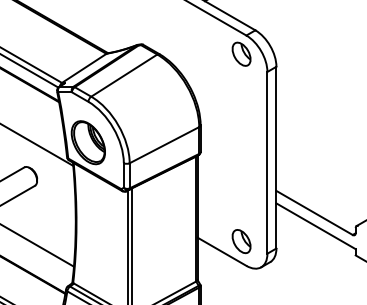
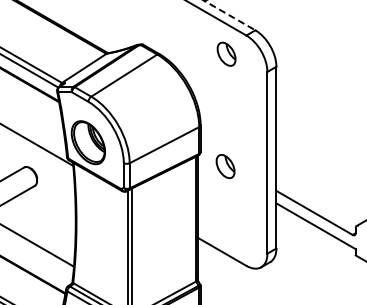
line: solid -> dashed (229, 15)
part position: (241, 53) -> (226, 53) (226, 53)
part position: (241, 241) -> (225, 166) (225, 166)
